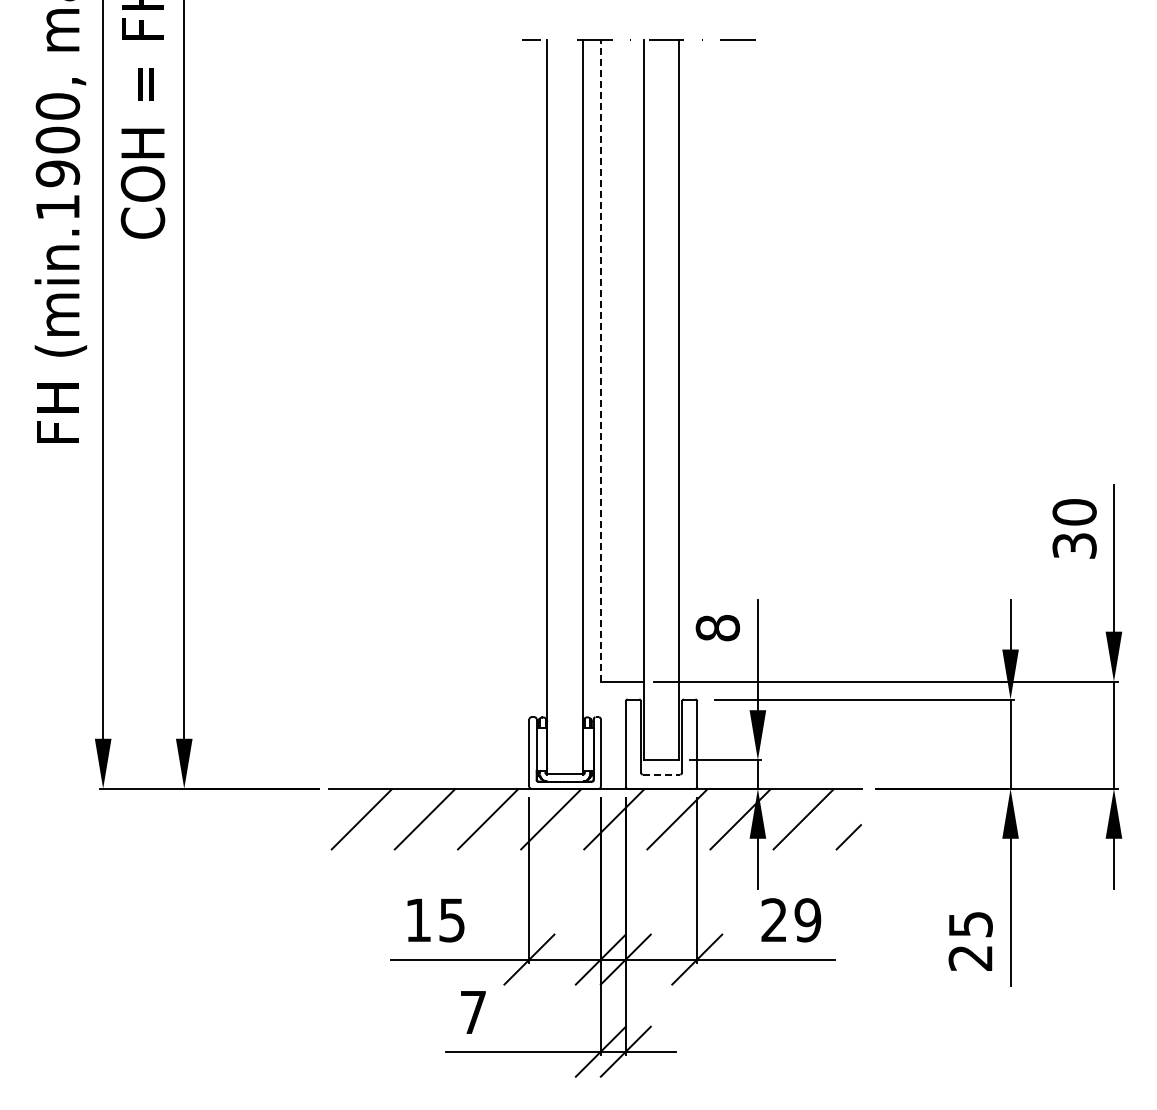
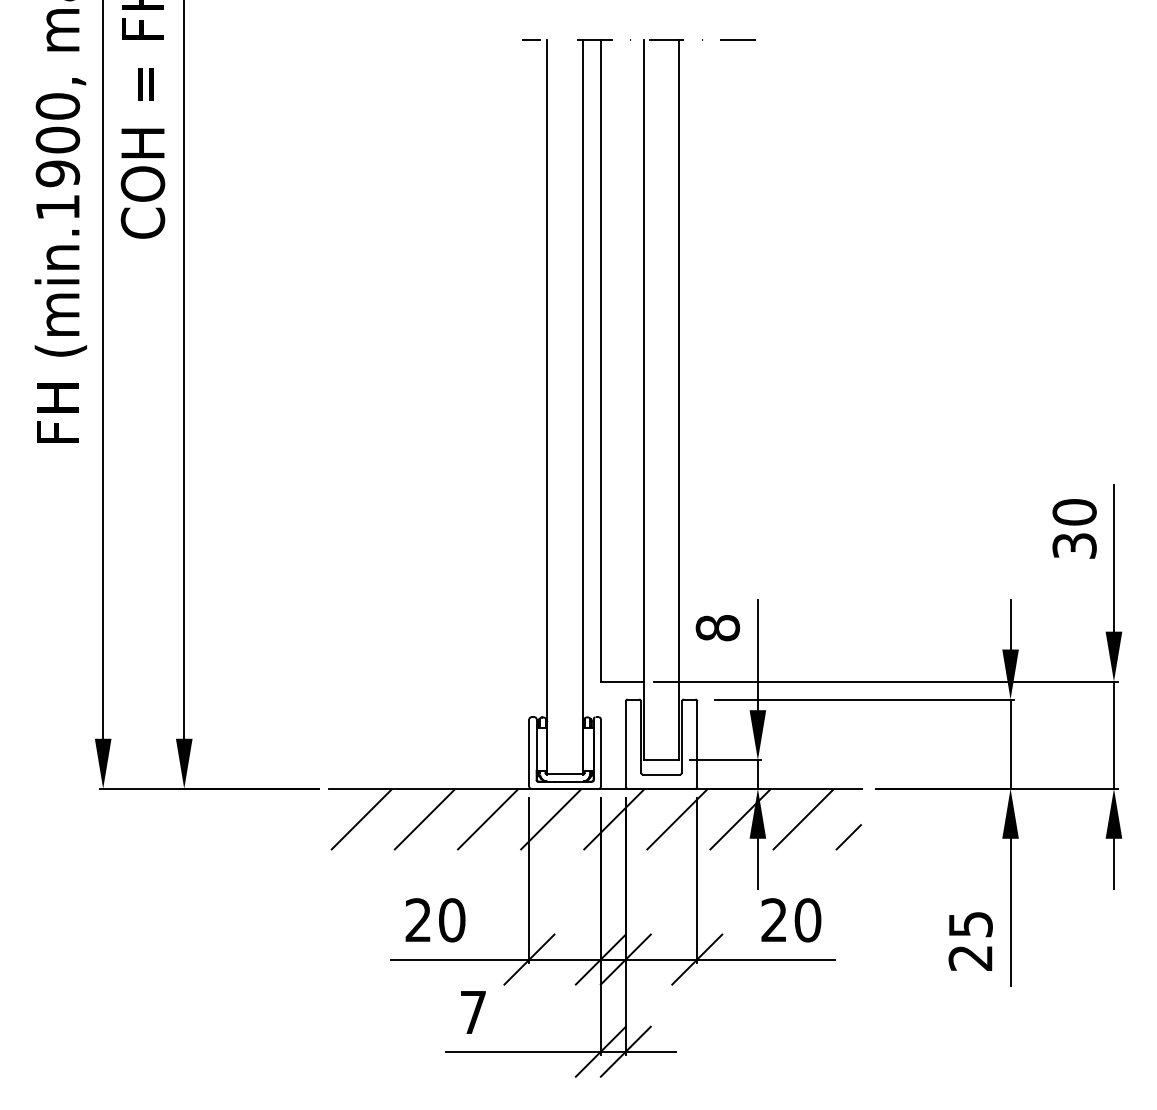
line: dashed -> solid (600, 360)
line: dashed -> solid (661, 774)
text: 15 -> 20 (435, 920)
text: 29 -> 20 (807, 920)
